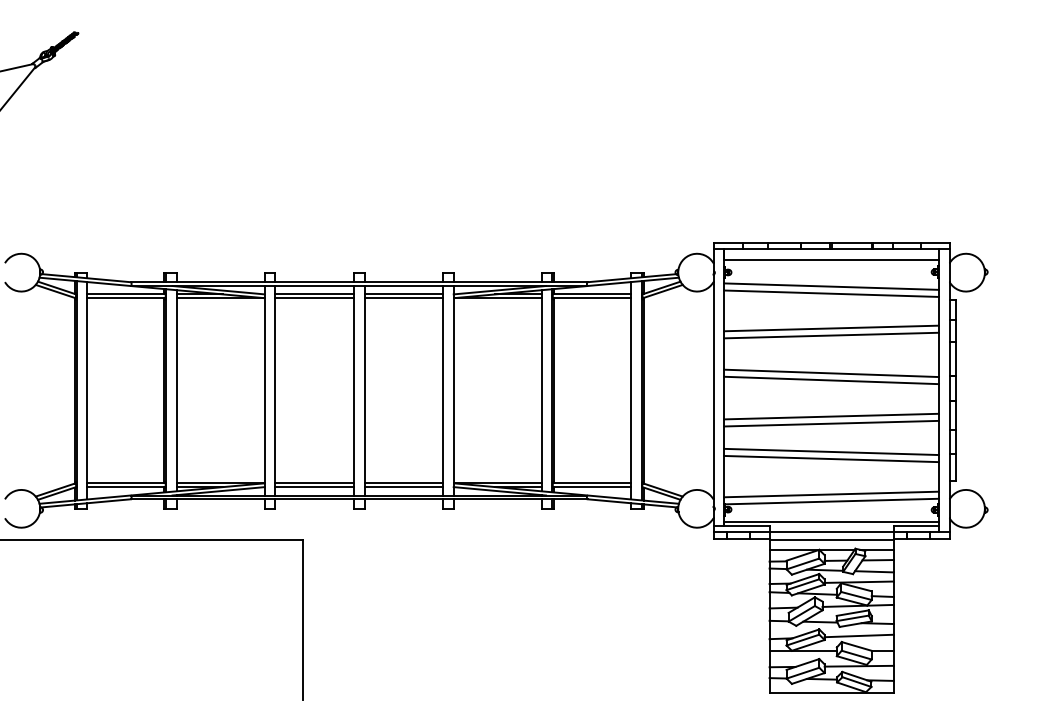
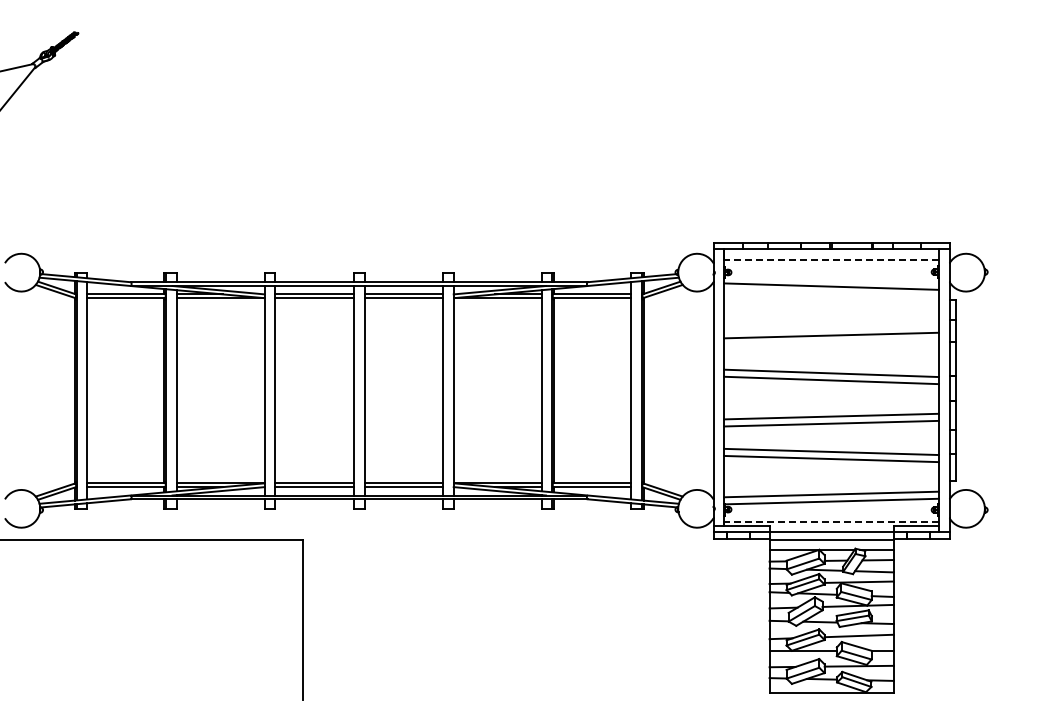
line: solid -> dashed (831, 259)
line: present -> none (831, 293)
line: present -> none (831, 328)
line: solid -> dashed (831, 521)
